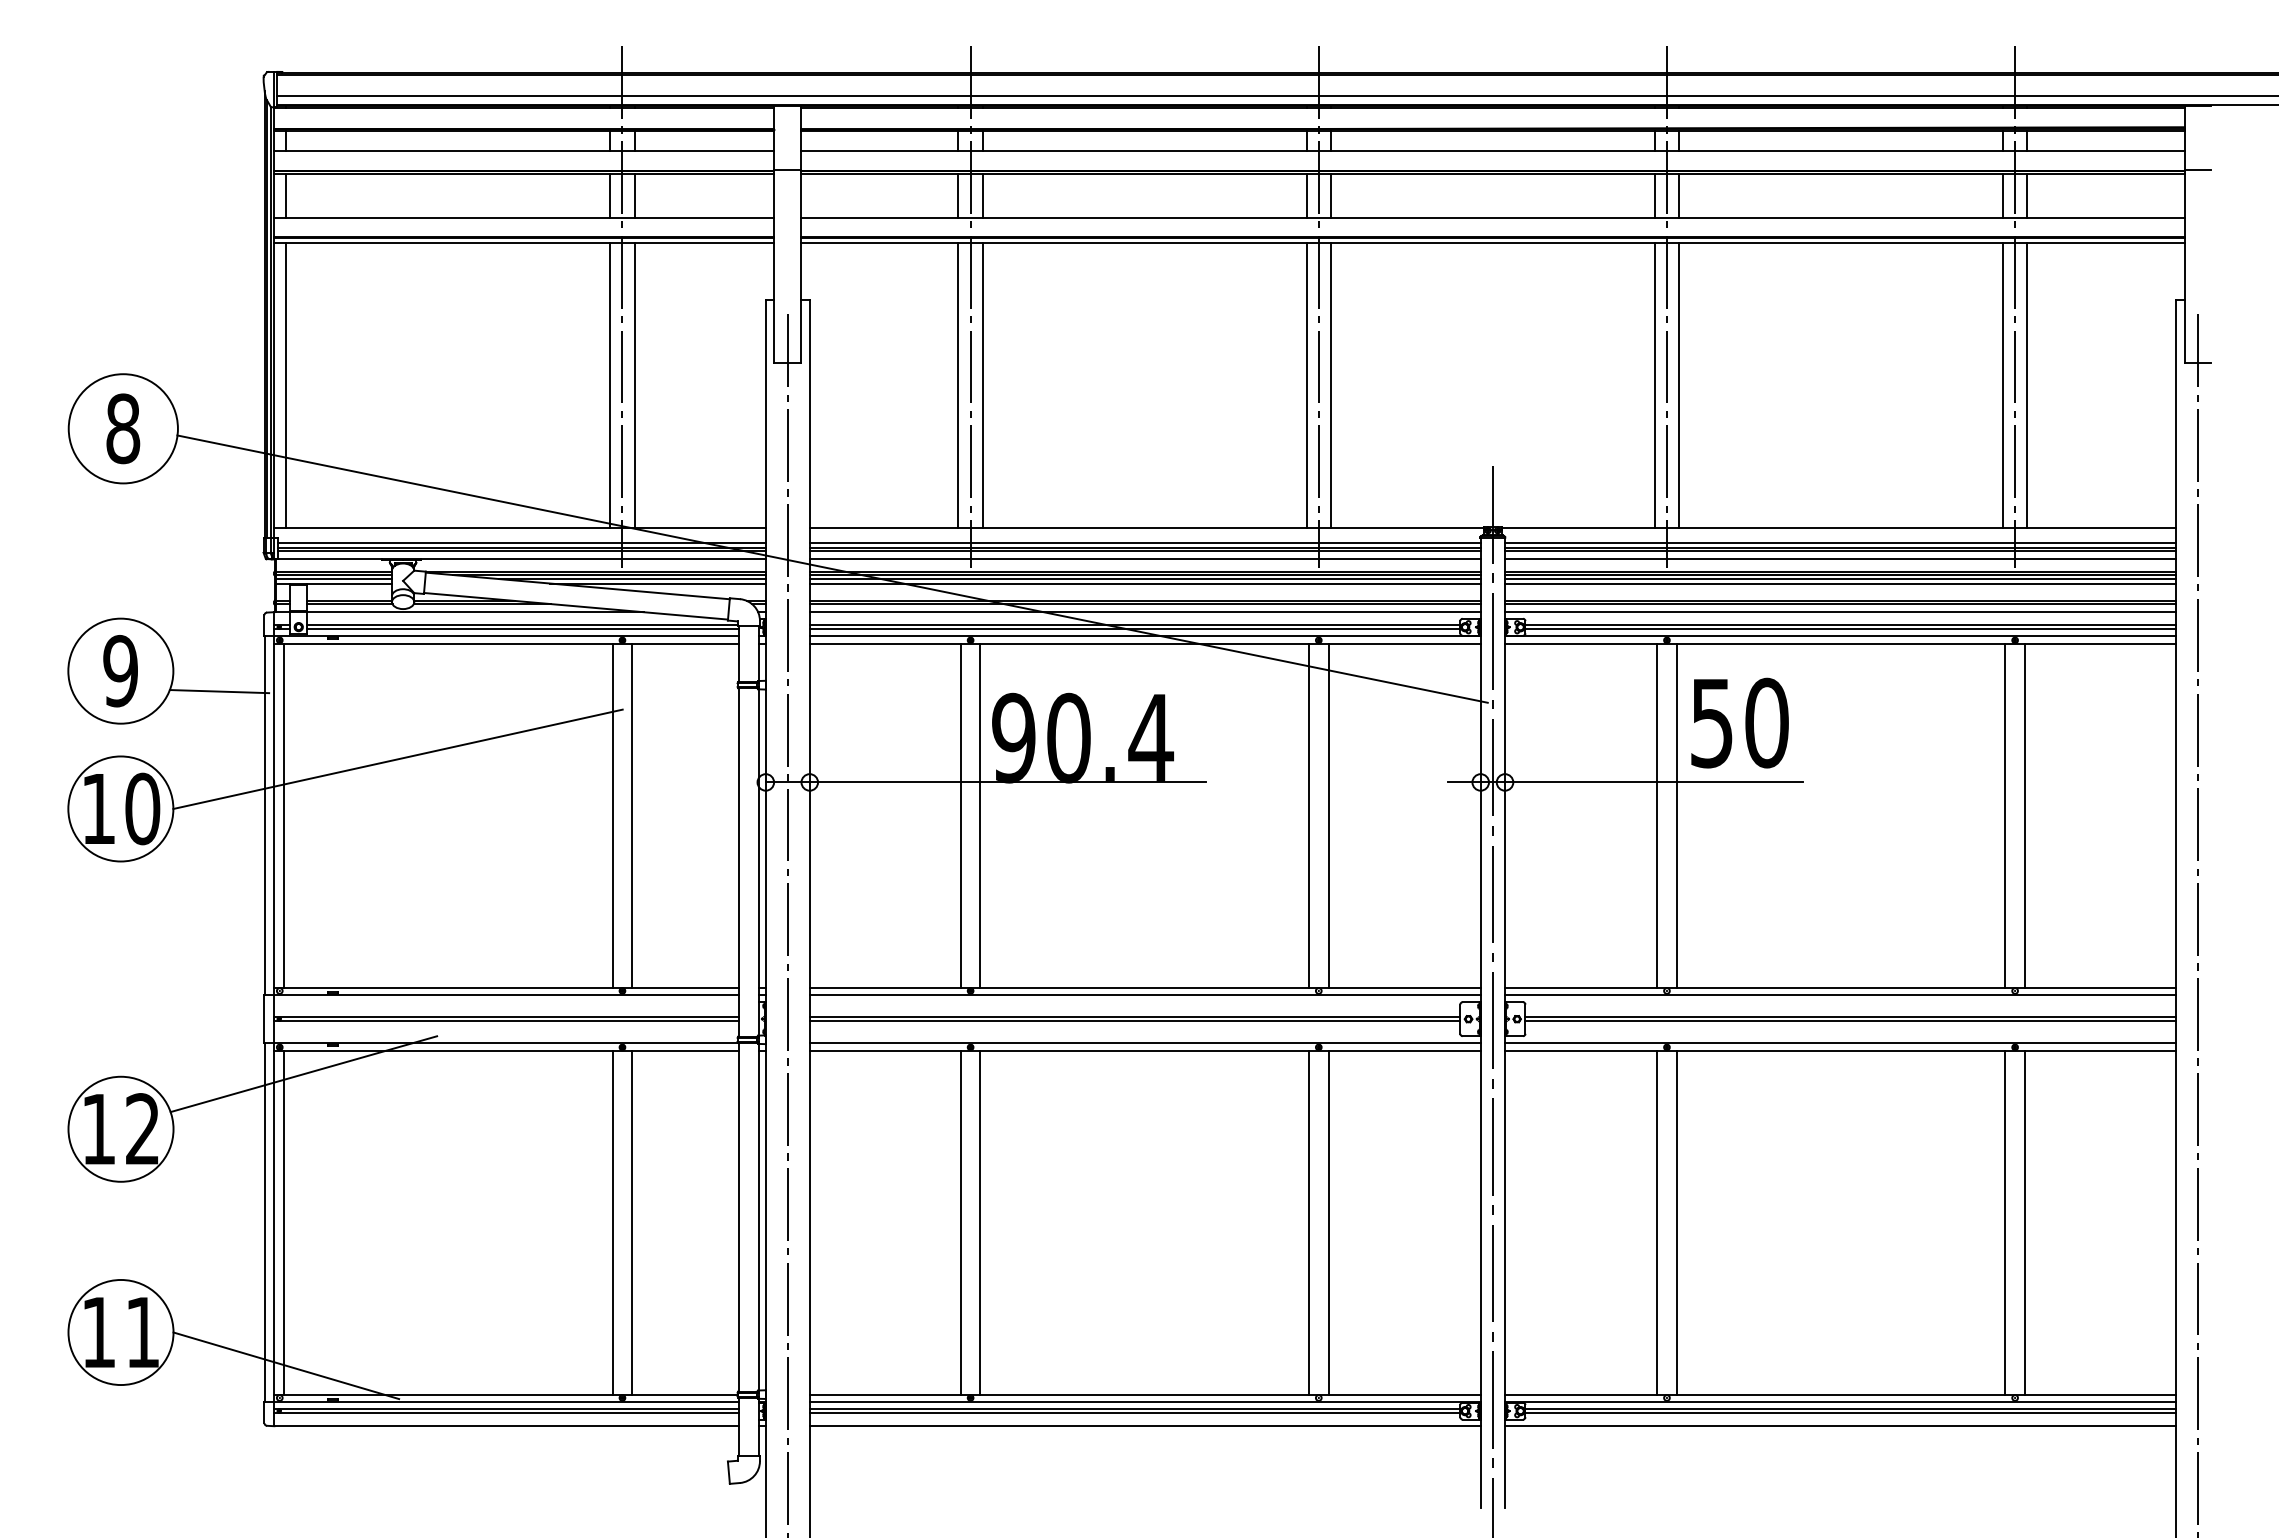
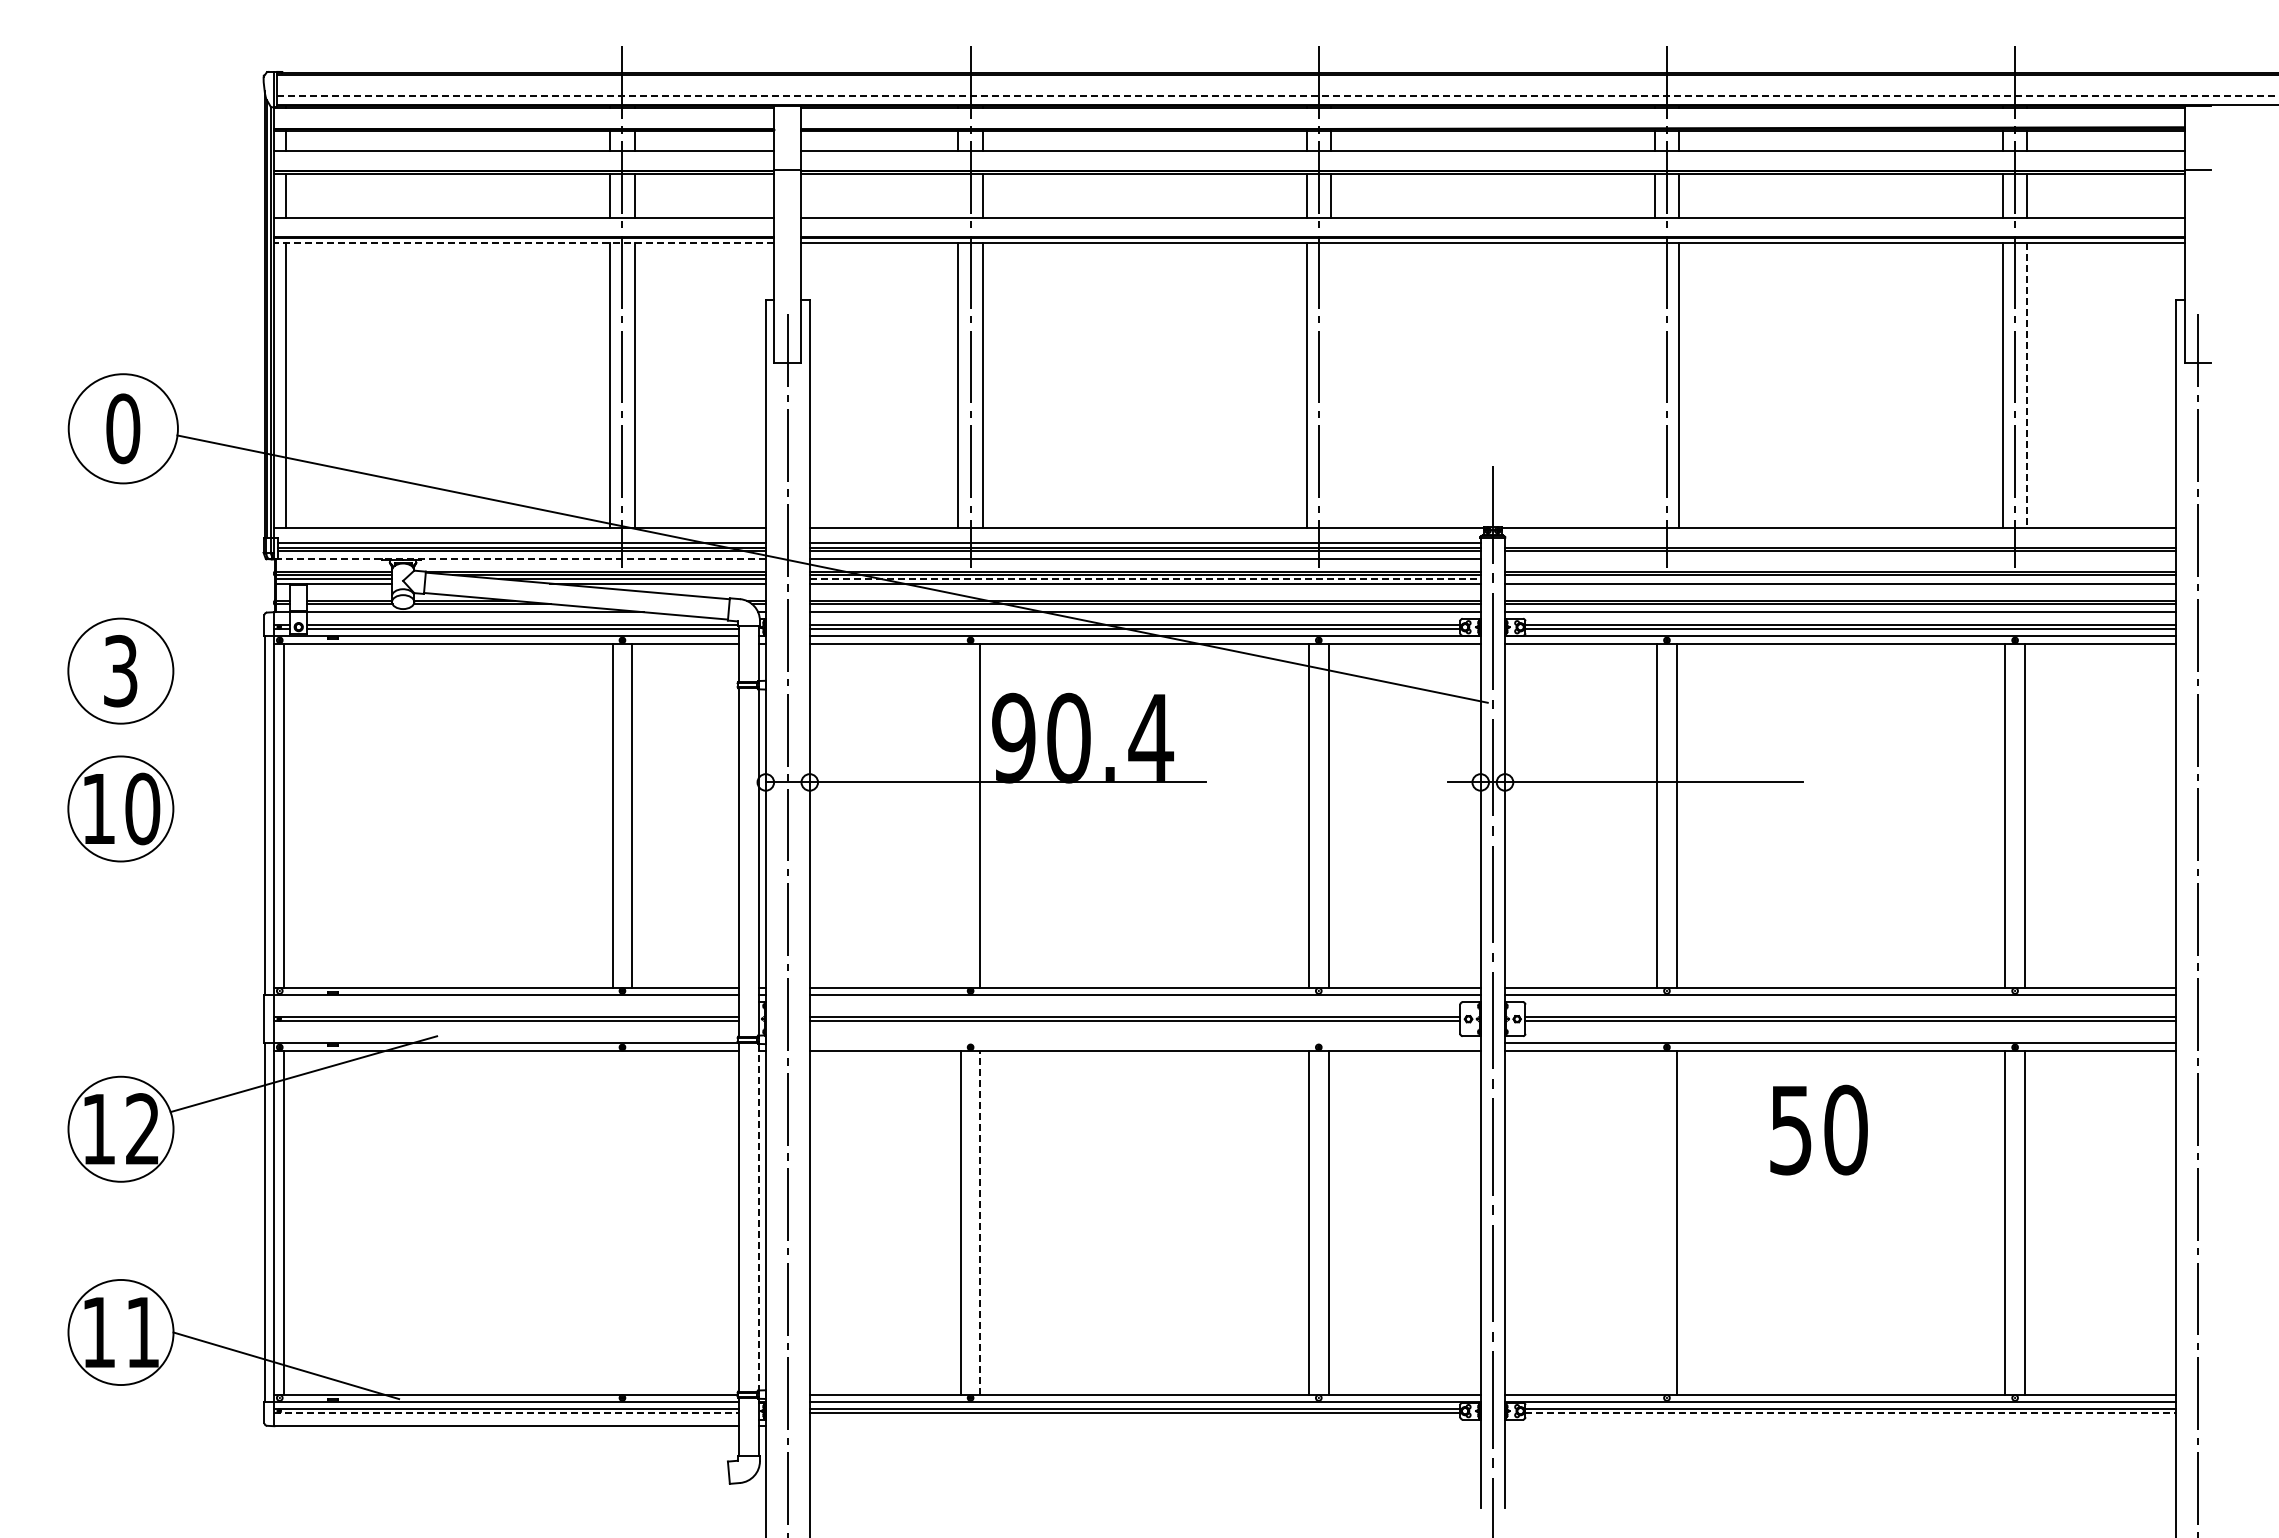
line: solid -> dashed (1278, 96)
line: present -> none (958, 196)
line: solid -> dashed (523, 242)
line: present -> none (1330, 384)
line: present -> none (1654, 384)
line: solid -> dashed (2027, 385)
text: 8 -> 0 (123, 428)
line: present -> none (1840, 542)
line: solid -> dashed (521, 558)
line: present -> none (1840, 558)
line: solid -> dashed (1145, 579)
line: present -> none (1840, 579)
text: 9 -> 3 (120, 671)
line: present -> none (219, 691)
text position: (1739, 722) -> (1818, 1129) (1818, 1129)
line: present -> none (397, 758)
line: present -> none (960, 815)
line: present -> none (1144, 1043)
line: solid -> dashed (759, 1217)
line: present -> none (612, 1222)
line: present -> none (632, 1222)
line: solid -> dashed (980, 1222)
line: present -> none (1657, 1222)
line: solid -> dashed (507, 1413)
line: solid -> dashed (1851, 1413)
line: present -> none (1144, 1425)
line: present -> none (1840, 1425)
